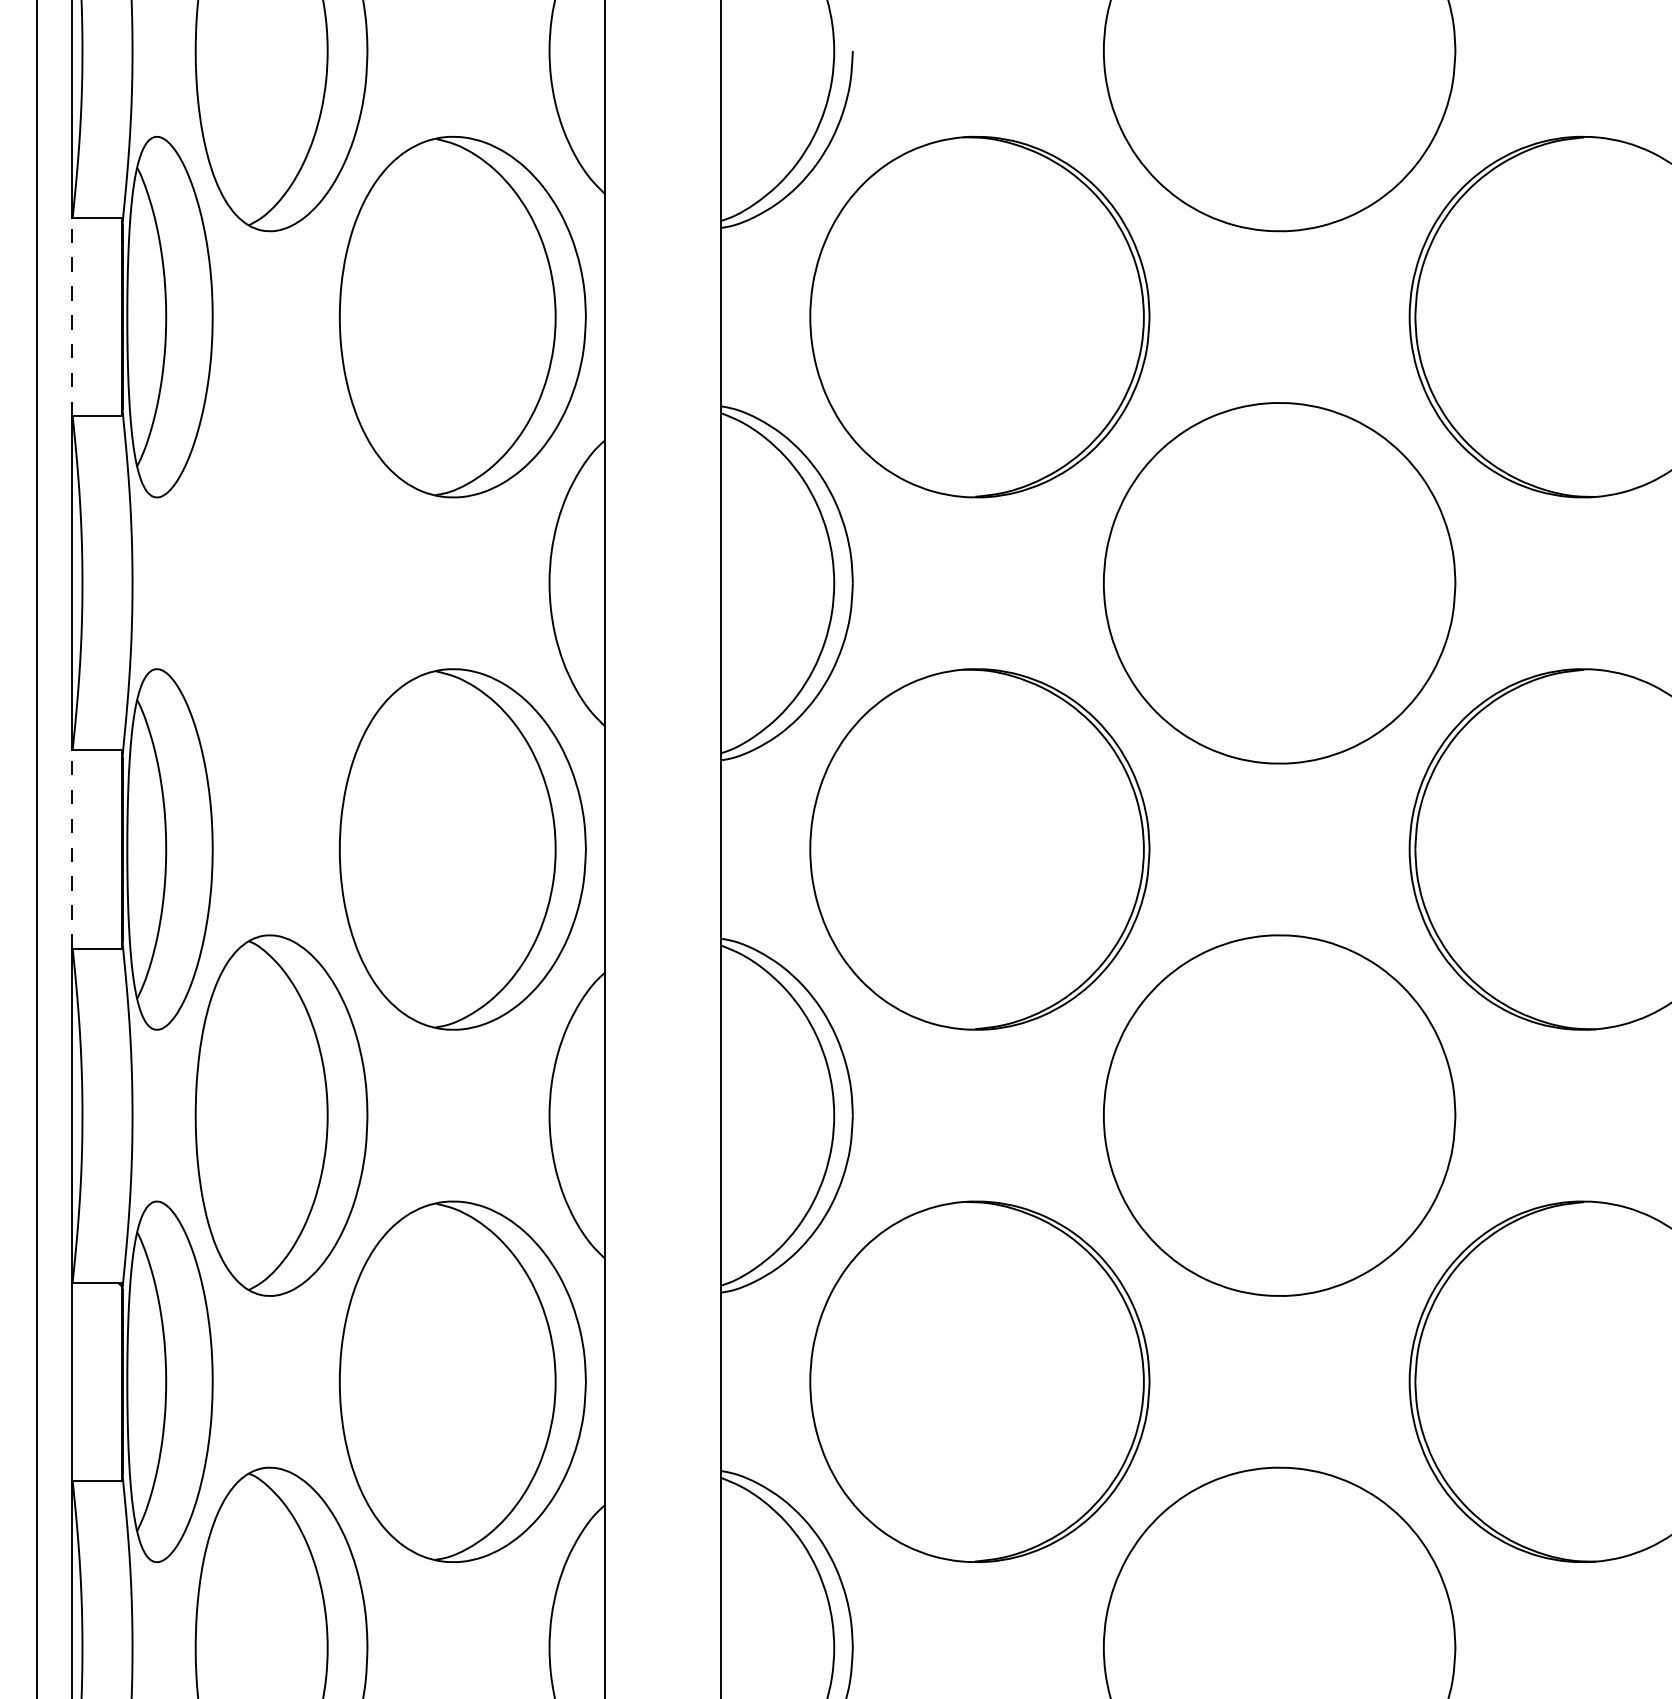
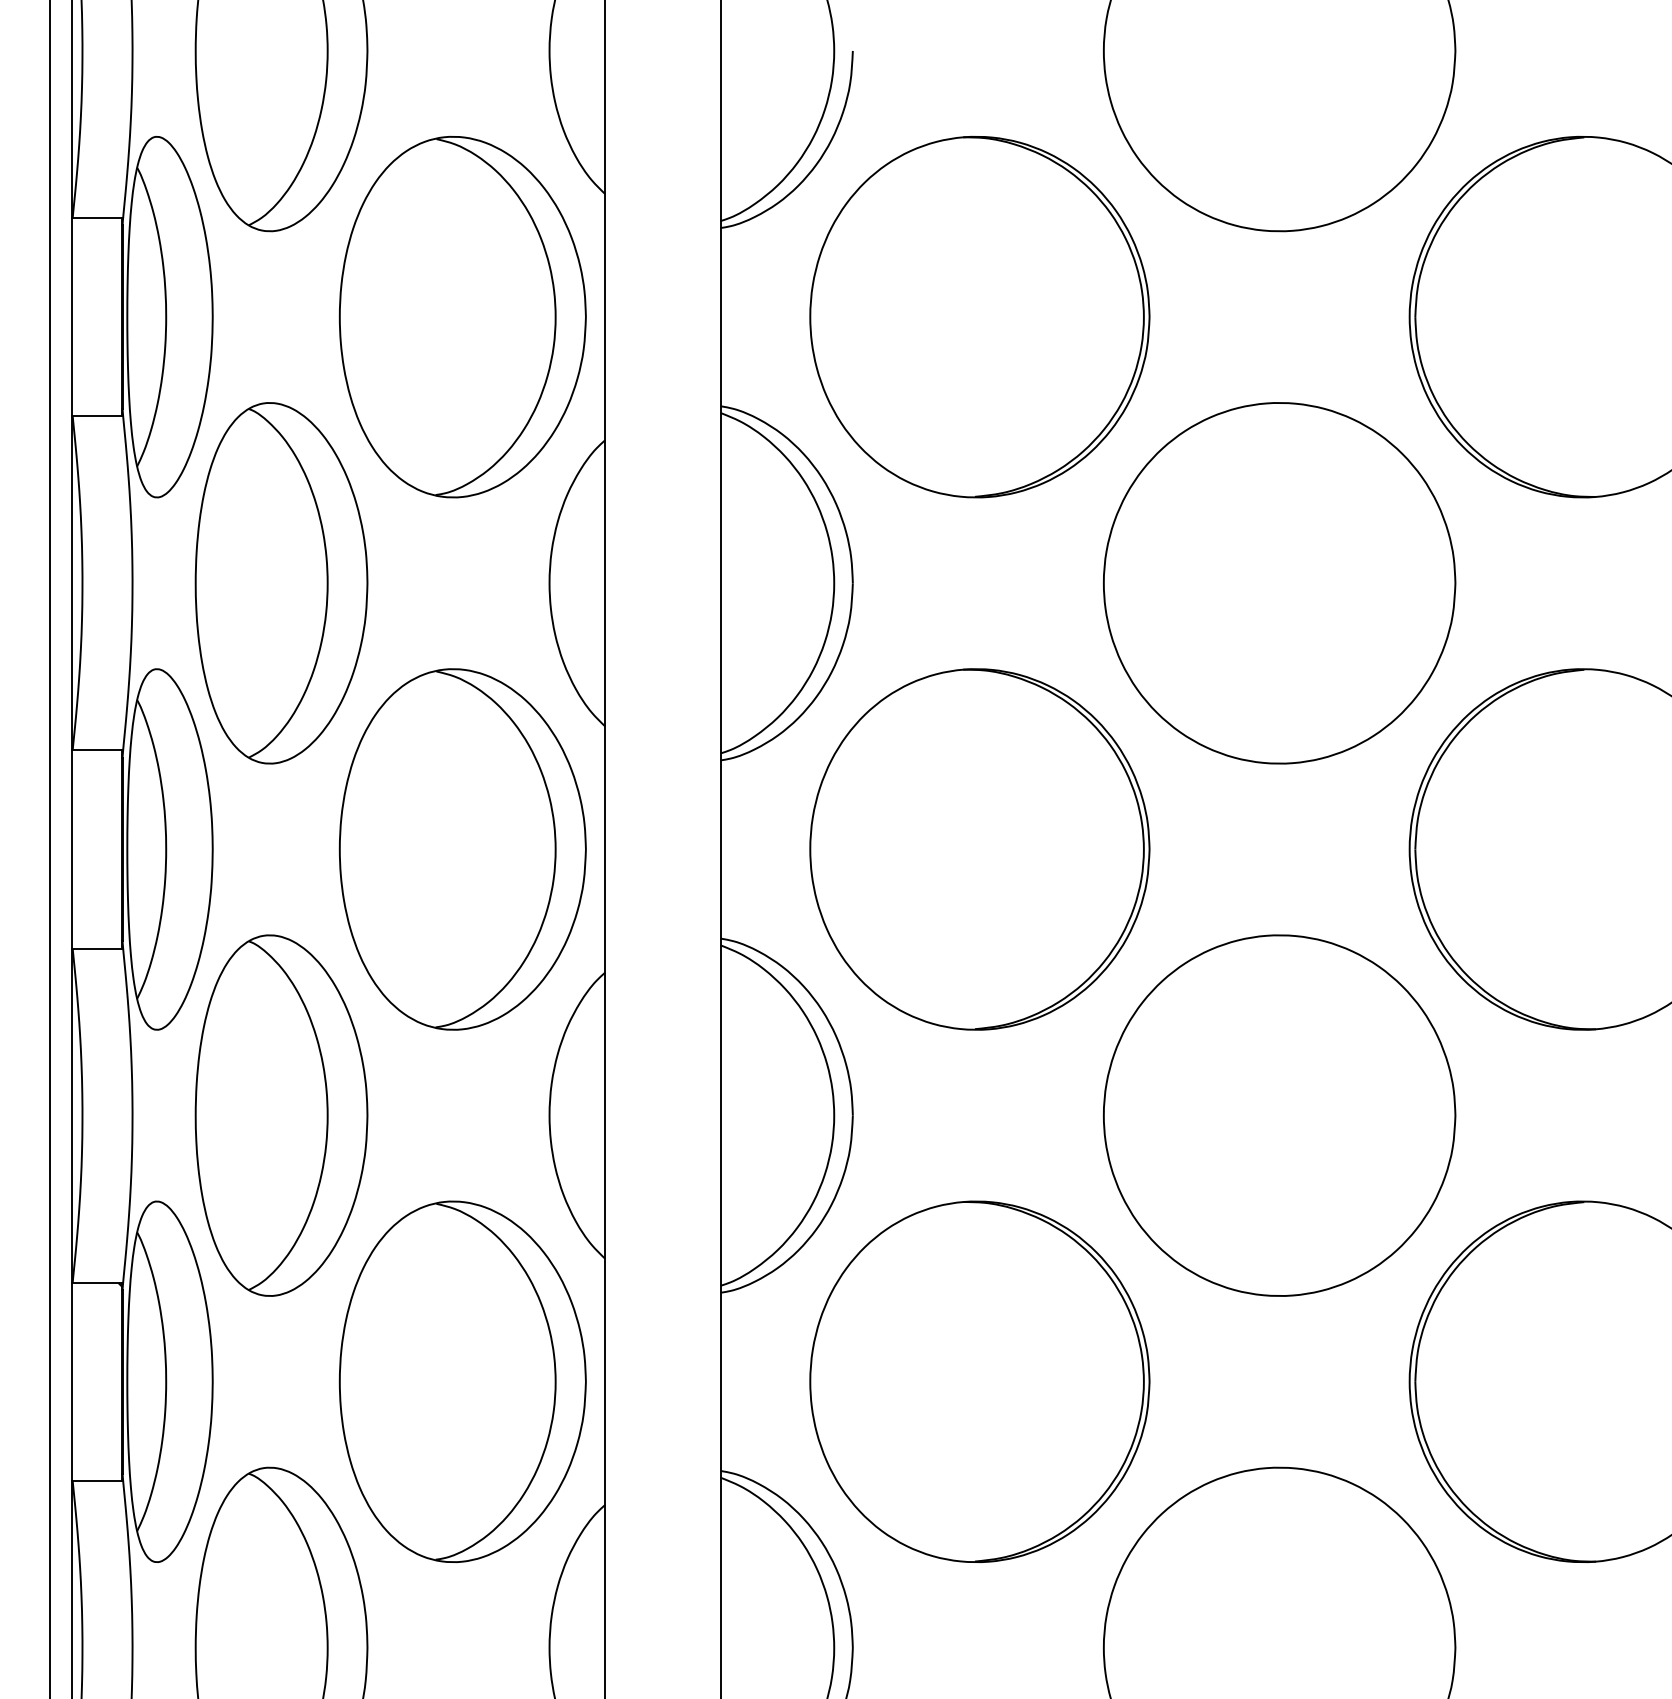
line: dashed -> solid (71, 316)
part: none -> present (281, 583)
line position: (37, 848) -> (50, 848) (50, 848)
line: dashed -> solid (71, 849)
